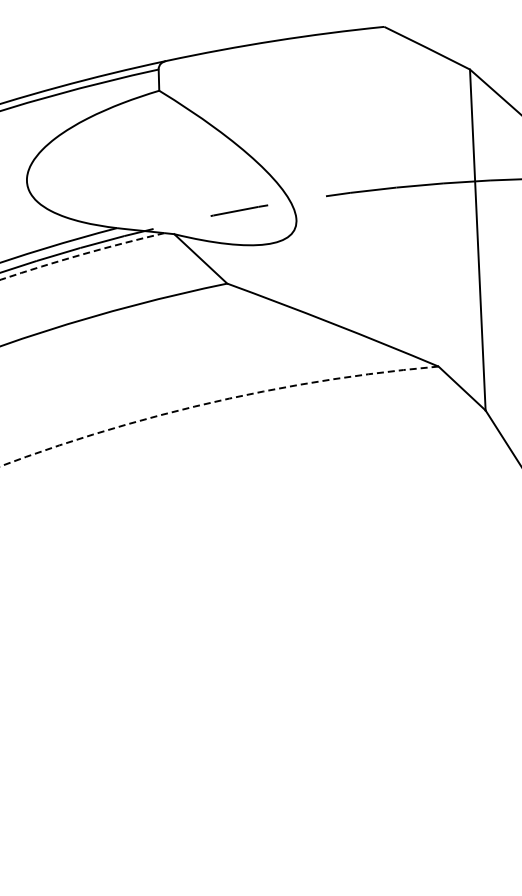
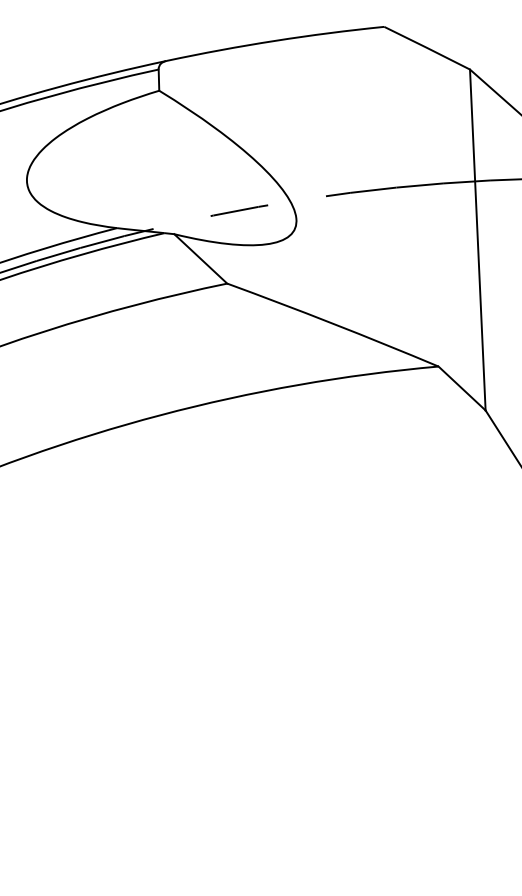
arc: dashed -> solid (81, 254)
arc: dashed -> solid (215, 401)
